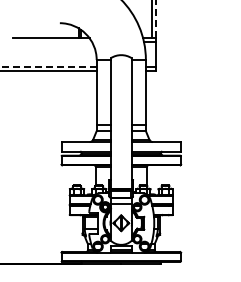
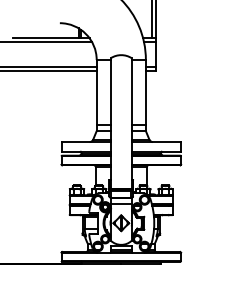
line: dashed -> solid (156, 19)
line: none -> present (47, 42)
line: dashed -> solid (48, 66)
